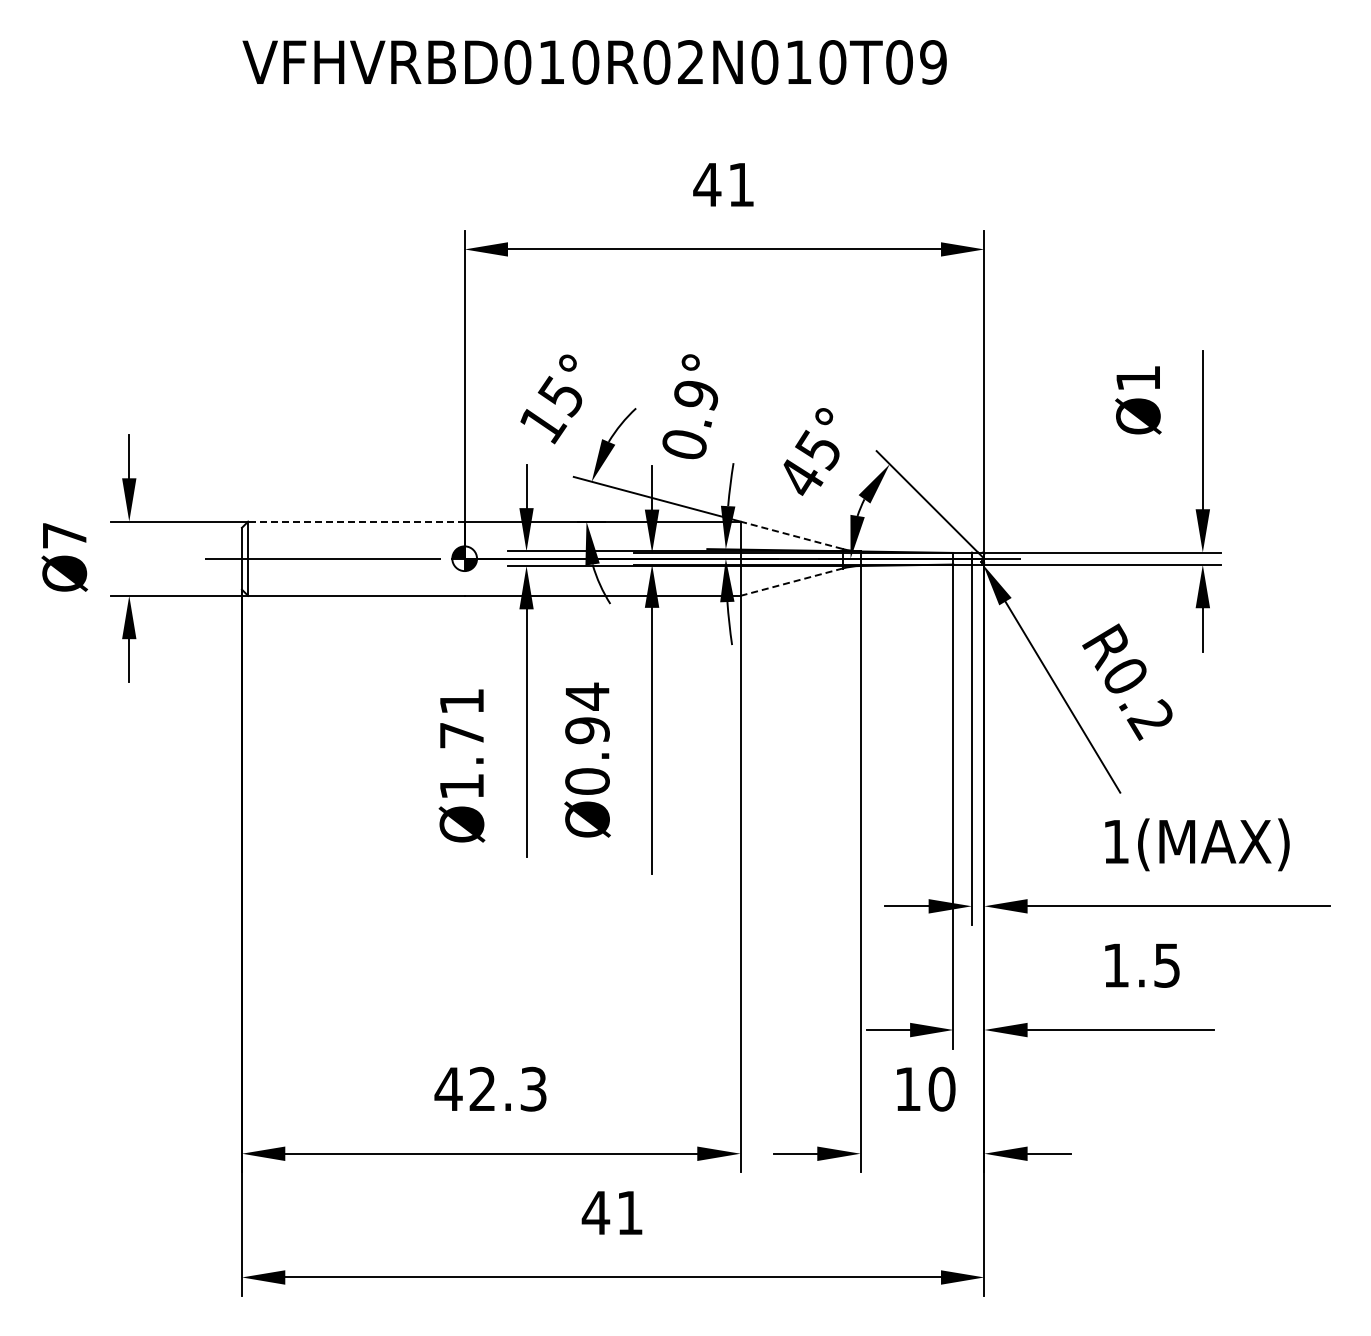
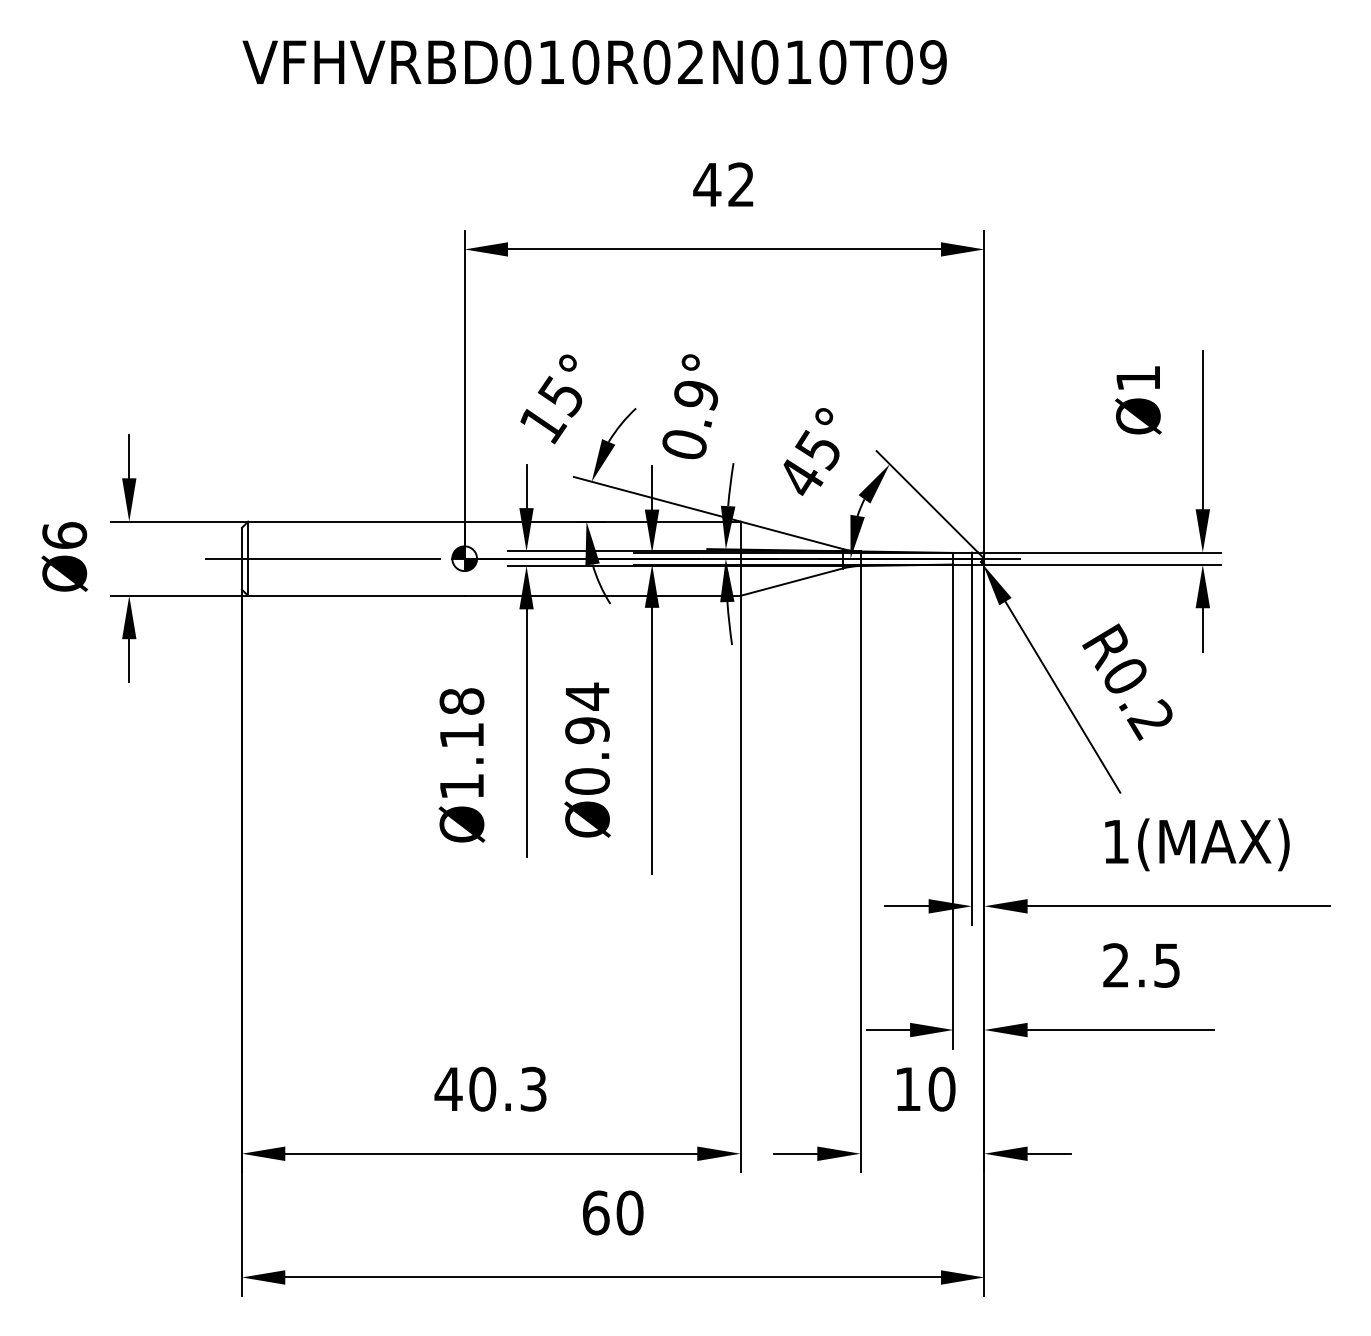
text: 41 -> 42 (740, 184)
line: dashed -> solid (355, 521)
text: Ø7 -> Ø6 (64, 535)
line: dashed -> solid (791, 535)
line: dashed -> solid (791, 582)
text: Ø1.71 -> Ø1.18 (461, 718)
text: 1.5 -> 2.5 (1115, 965)
text: 42.3 -> 40.3 (482, 1088)
text: 41 -> 60 (612, 1212)
